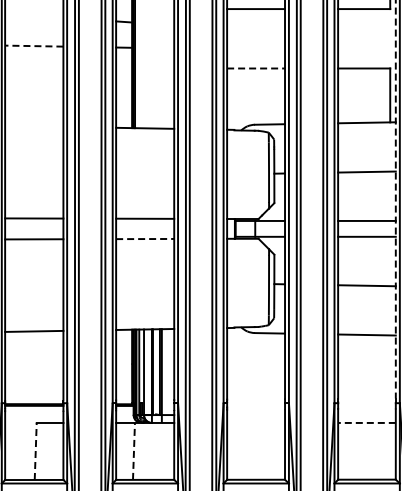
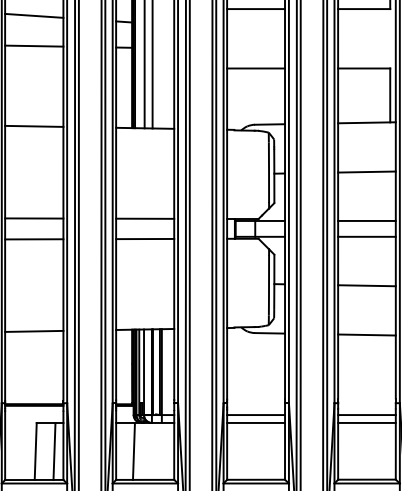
line: none -> present (34, 15)
line: dashed -> solid (33, 46)
line: none -> present (144, 65)
line: none -> present (152, 65)
line: dashed -> solid (256, 68)
line: none -> present (34, 125)
line: dashed -> solid (395, 199)
line: dashed -> solid (145, 239)
line: none -> present (256, 415)
line: none -> present (366, 415)
line: none -> present (256, 422)
line: dashed -> solid (366, 422)
line: dashed -> solid (134, 450)
line: dashed -> solid (35, 451)
line: none -> present (54, 451)
